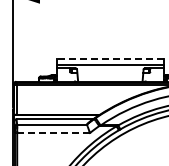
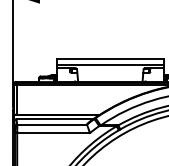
line: dashed -> solid (109, 59)
line: dashed -> solid (53, 133)
